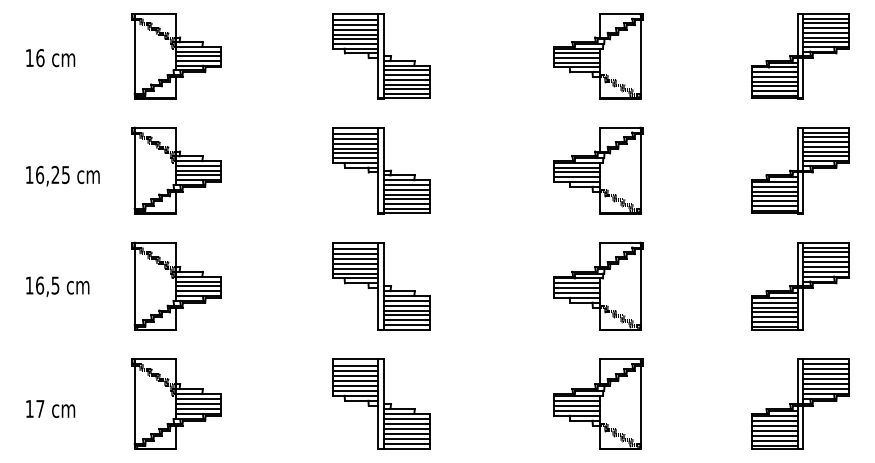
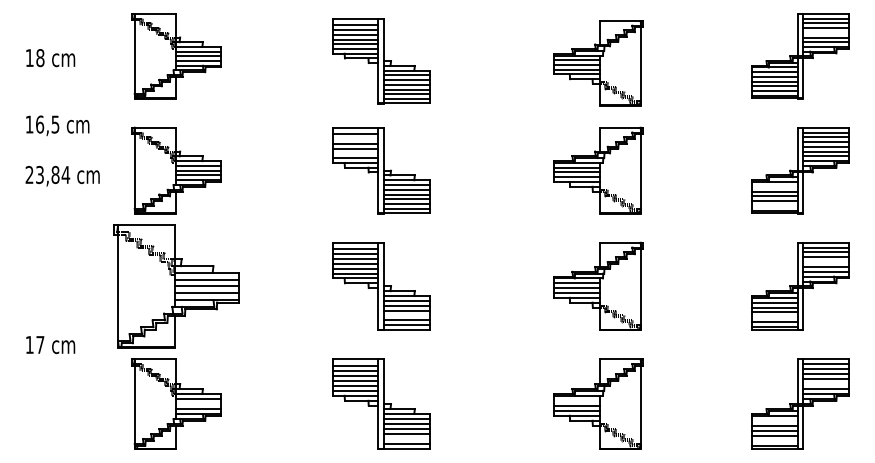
line: present -> none (825, 32)
part position: (381, 56) -> (381, 61) (381, 61)
part position: (598, 56) -> (598, 63) (598, 63)
text: 16 -> 18 (40, 57)
line: present -> none (355, 139)
line: present -> none (355, 153)
text: 16,25 -> 23,84 (47, 174)
line: present -> none (774, 186)
line: present -> none (774, 205)
line: present -> none (825, 262)
part size: 91x90 px -> 127x125 px (176, 286)
text position: (57, 286) -> (57, 125) (57, 125)
line: present -> none (406, 315)
line: present -> none (774, 317)
line: present -> none (825, 384)
line: present -> none (576, 400)
line: present -> none (198, 404)
text position: (50, 408) -> (50, 344) (50, 344)
line: present -> none (774, 420)
line: present -> none (406, 438)
line: present -> none (774, 440)
